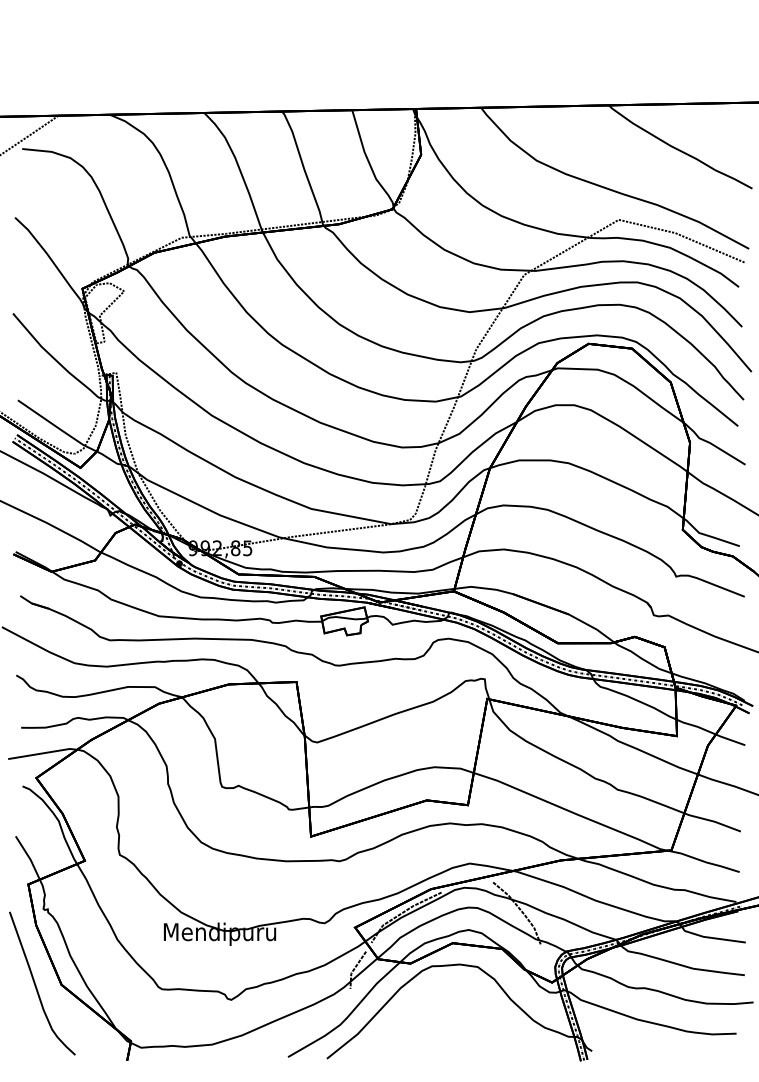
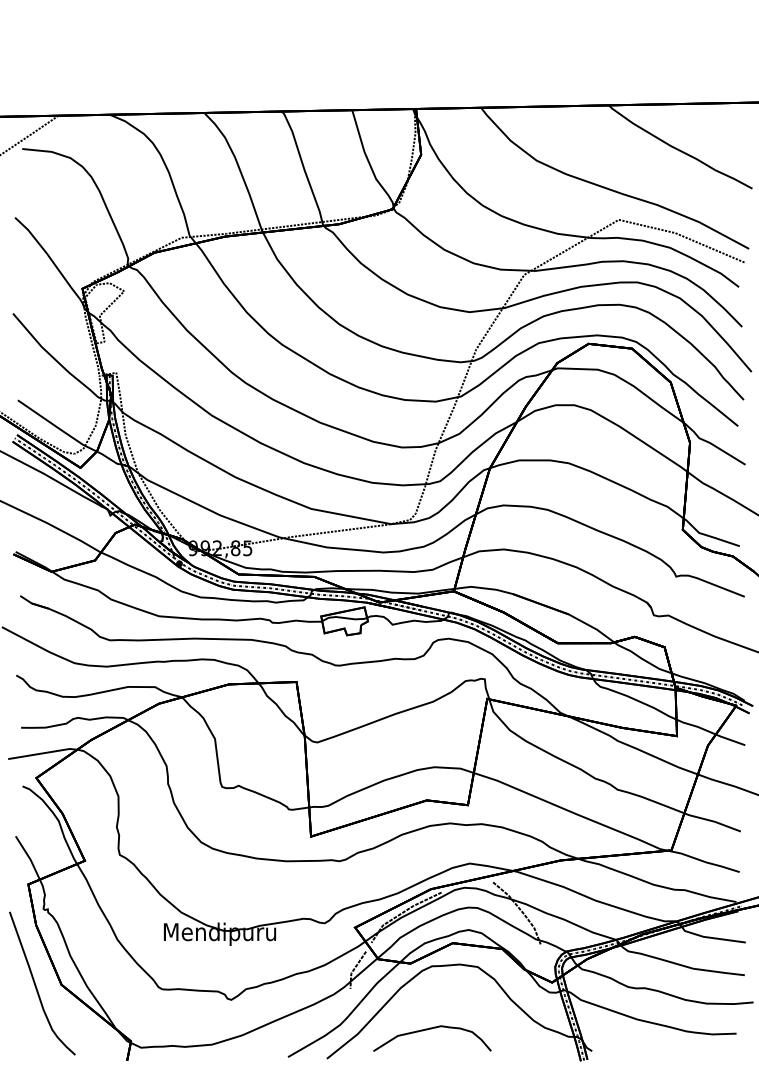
curve: none -> present (431, 1029)
